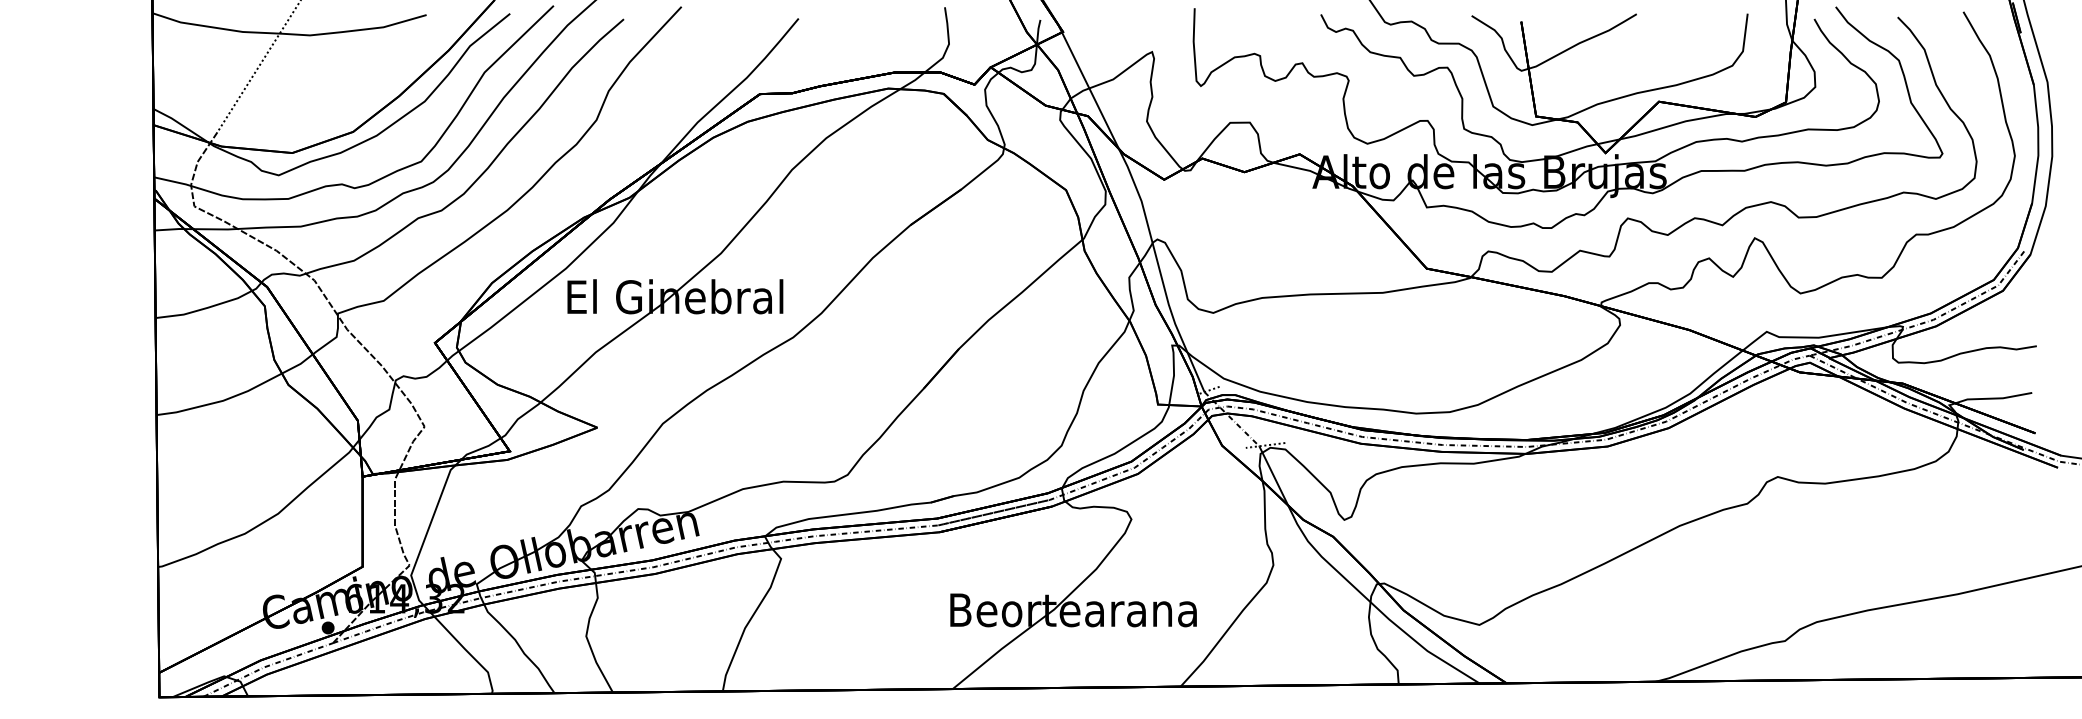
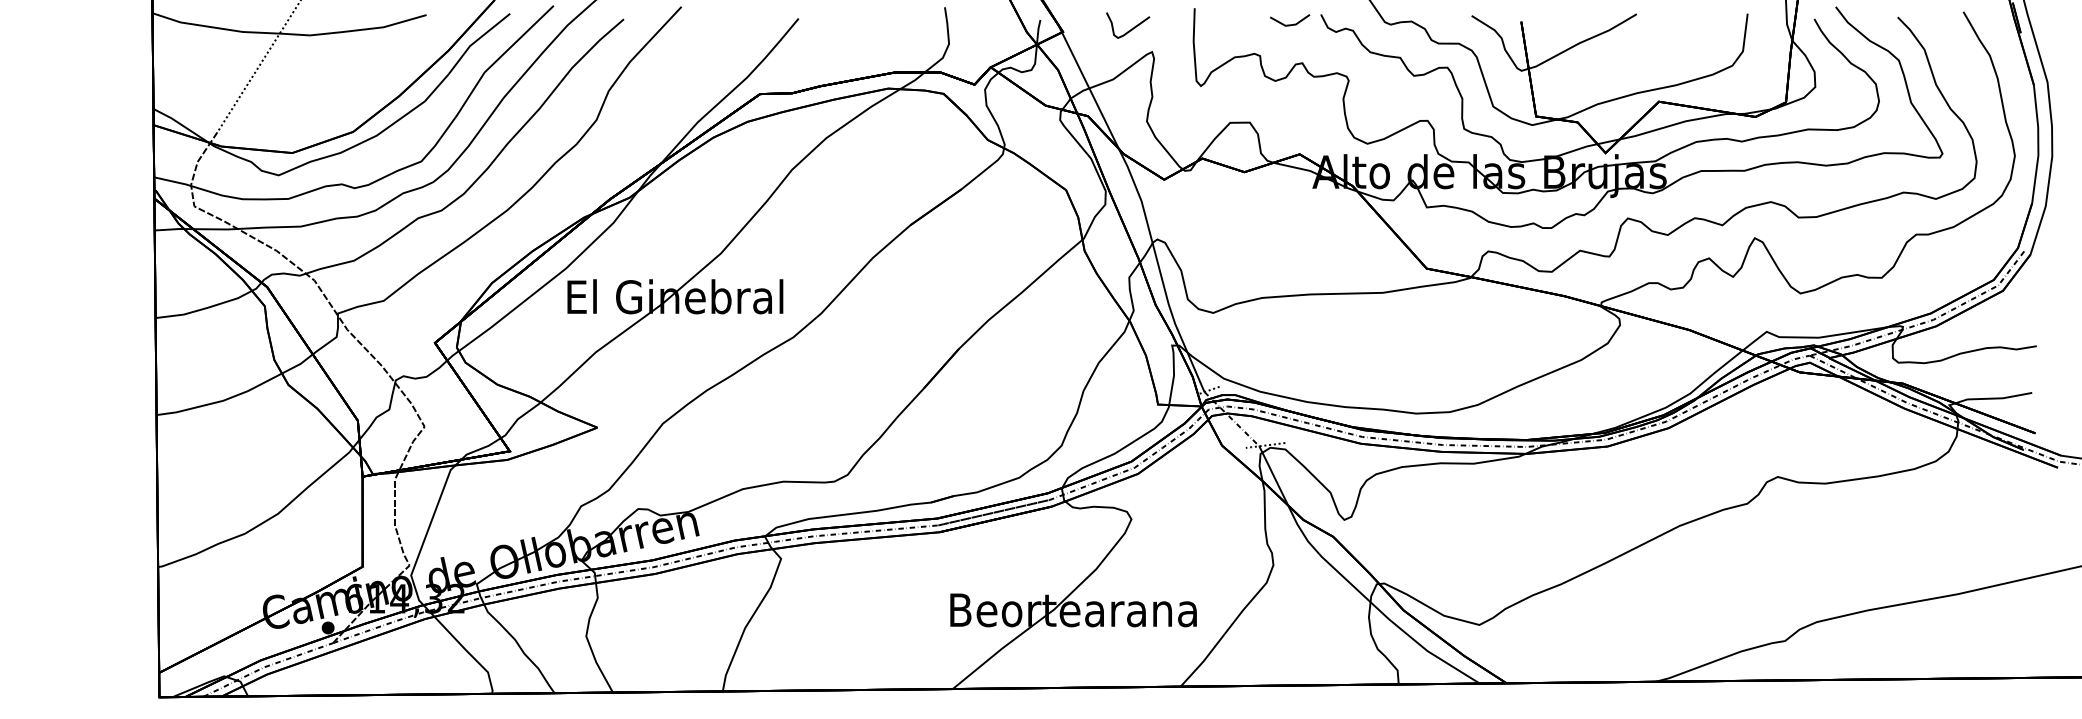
line: none -> present (1290, 24)
curve: none -> present (1131, 28)
